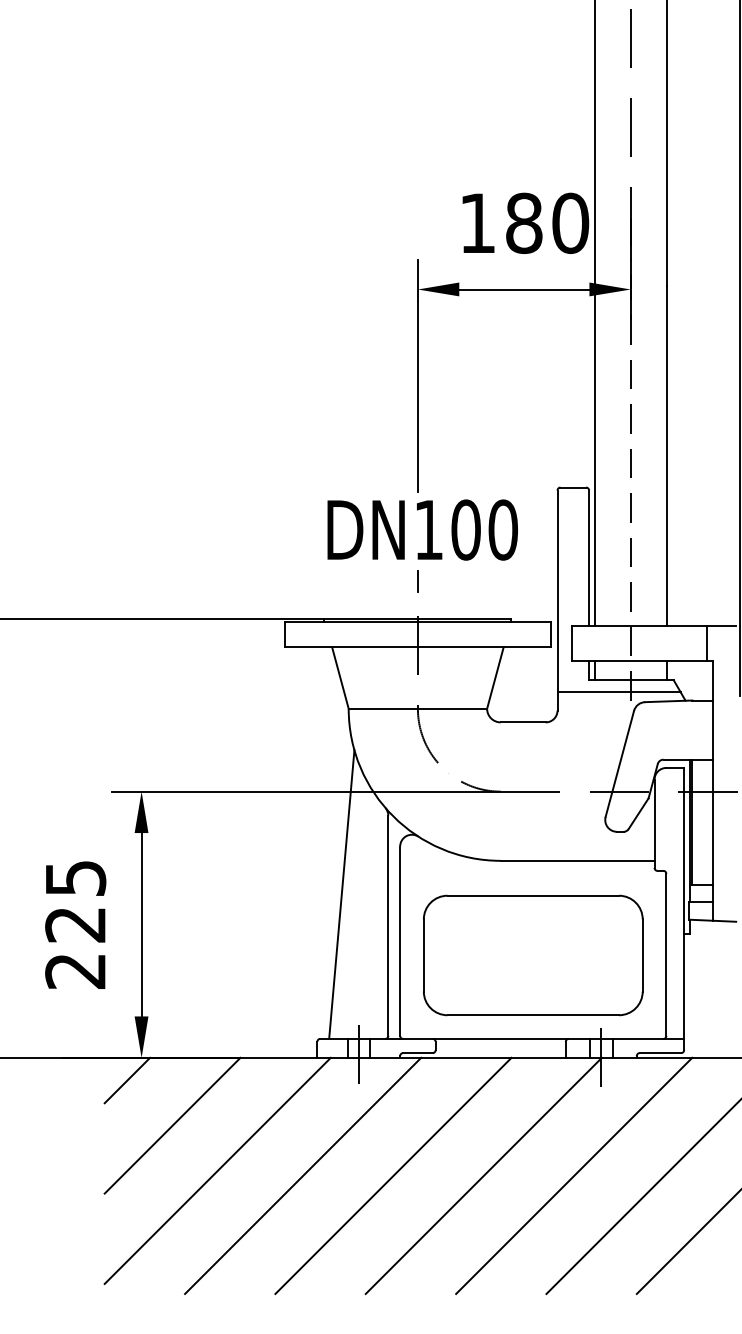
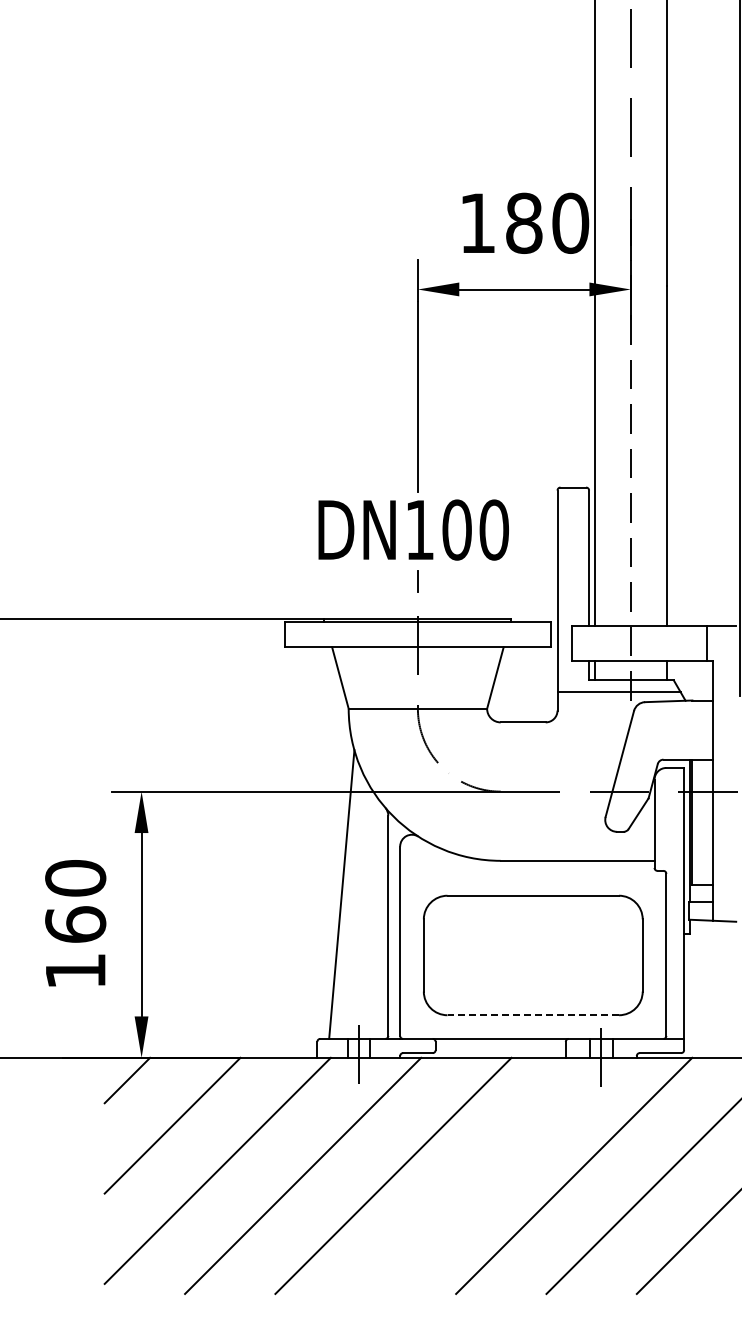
text position: (422, 529) -> (413, 529) (413, 529)
text: 225 -> 160 (75, 924)
line: solid -> dashed (533, 1015)
line: present -> none (483, 1175)
